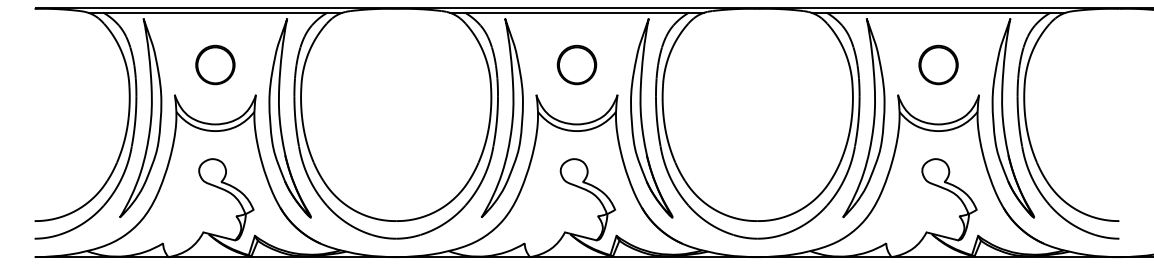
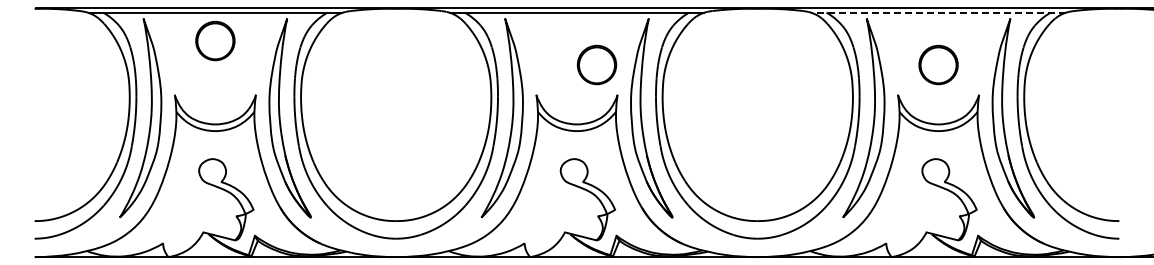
line: solid -> dashed (938, 12)
part position: (215, 64) -> (215, 40) (215, 40)
part position: (576, 64) -> (596, 64) (596, 64)
